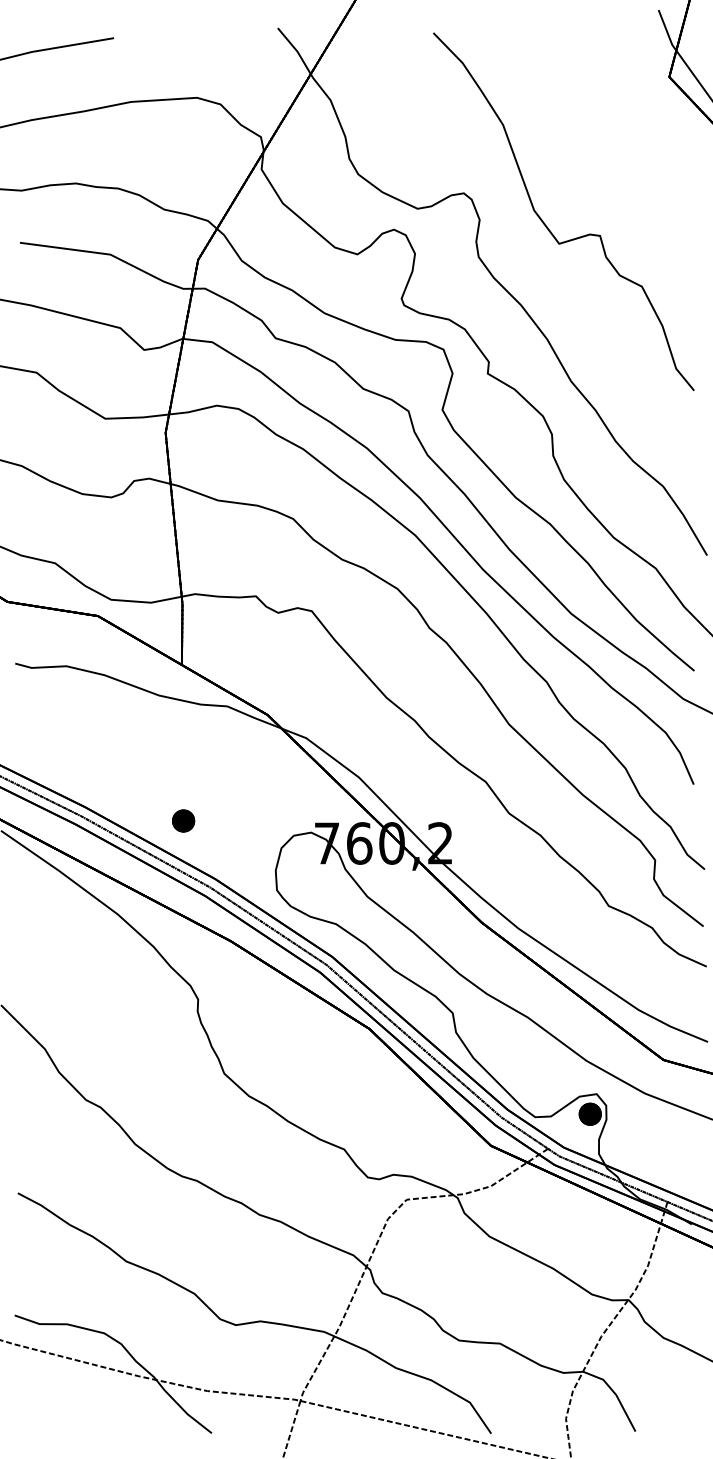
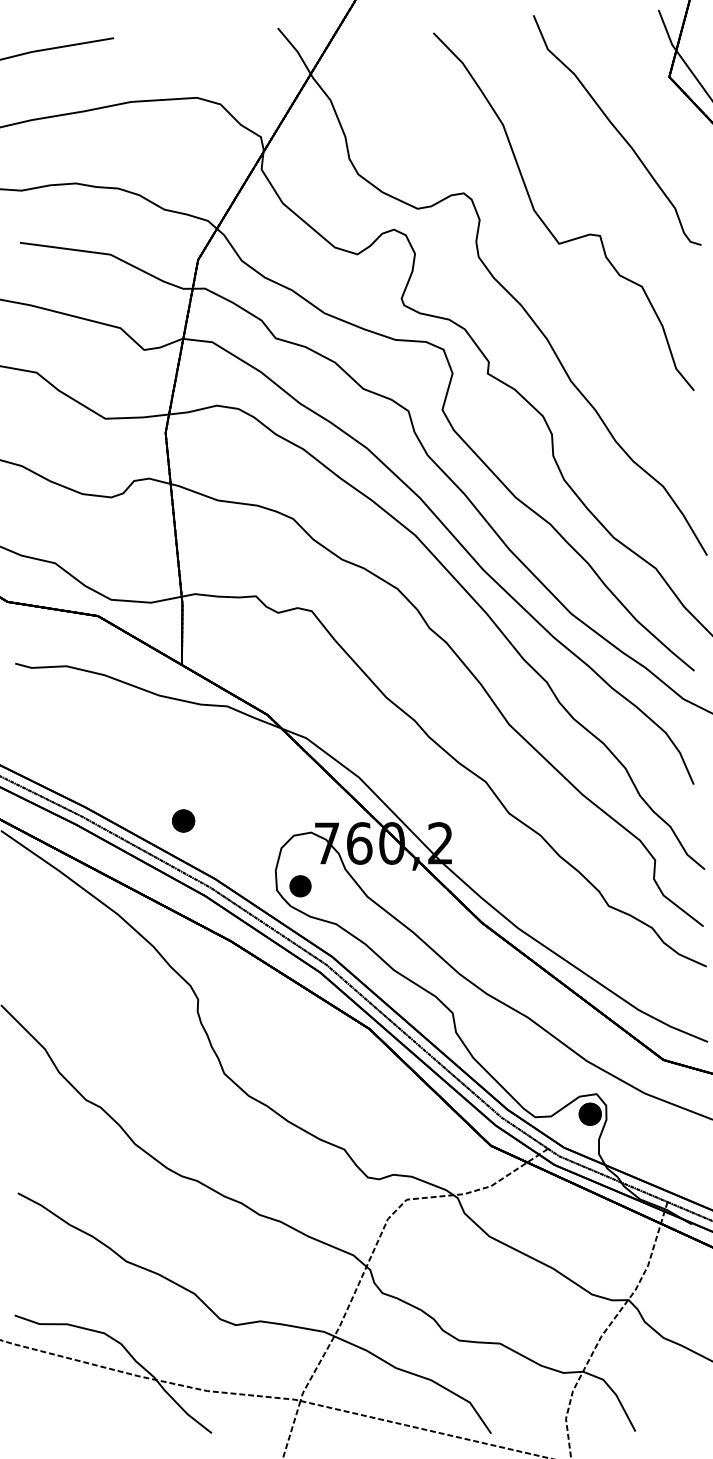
part: none -> present (617, 130)
part: none -> present (300, 886)
